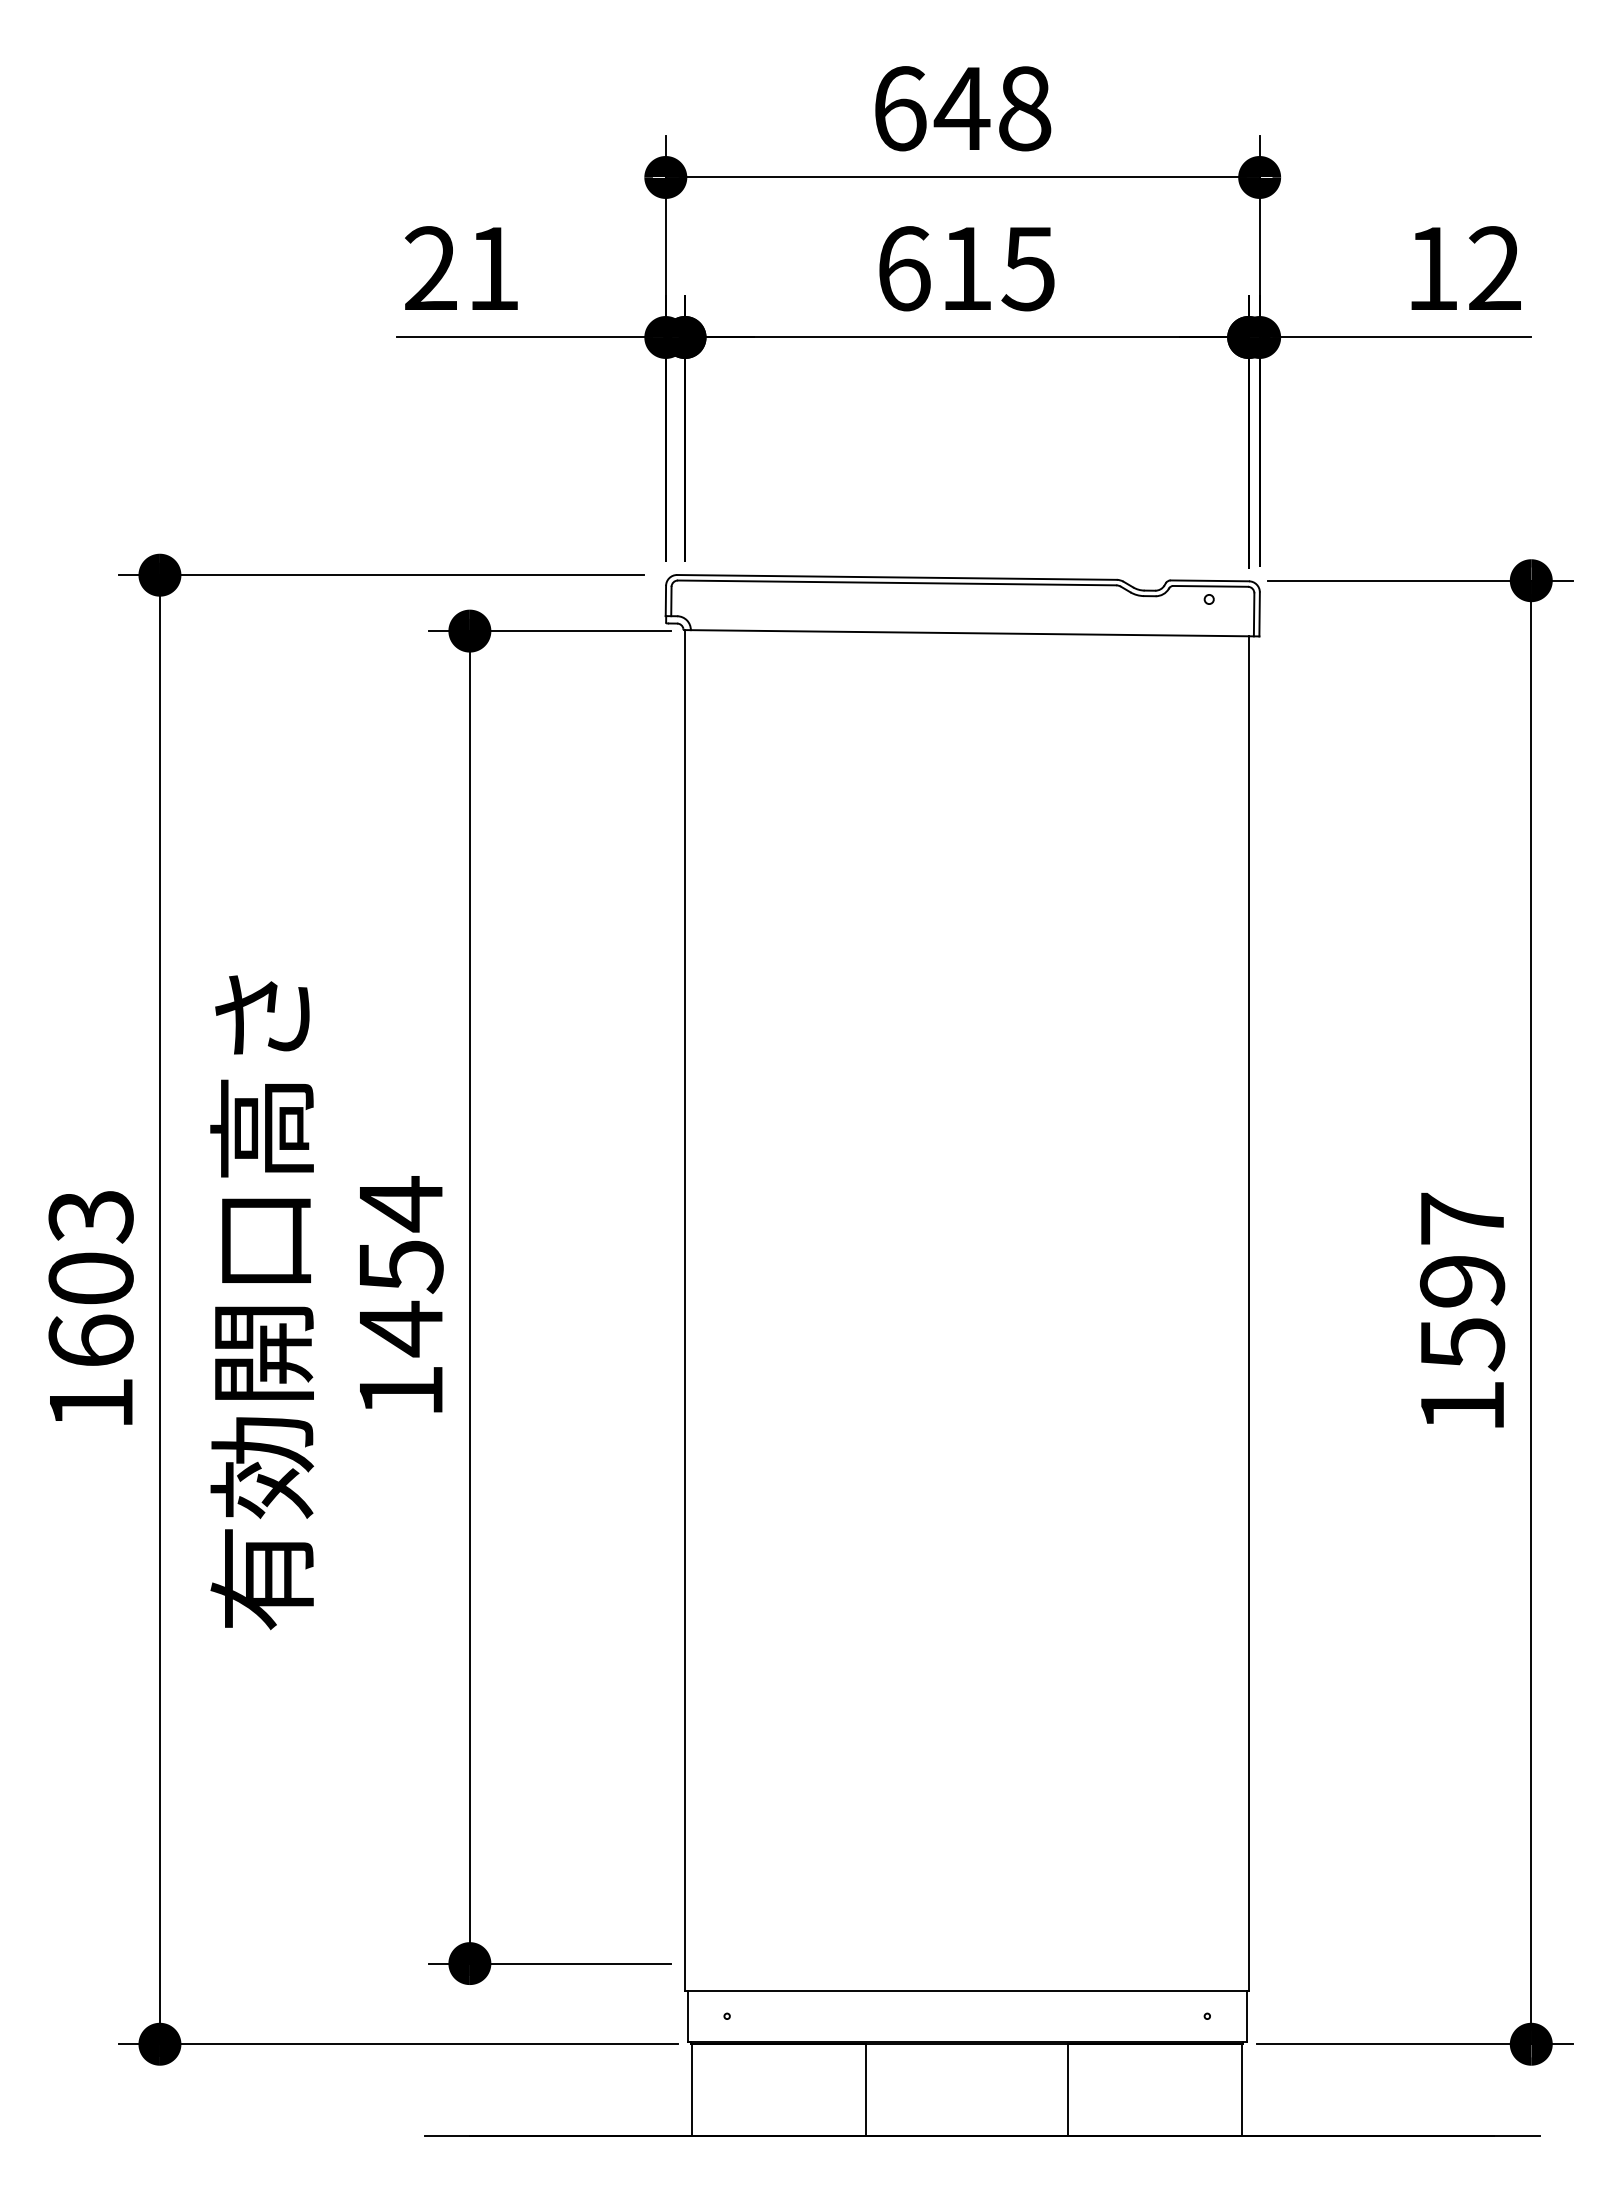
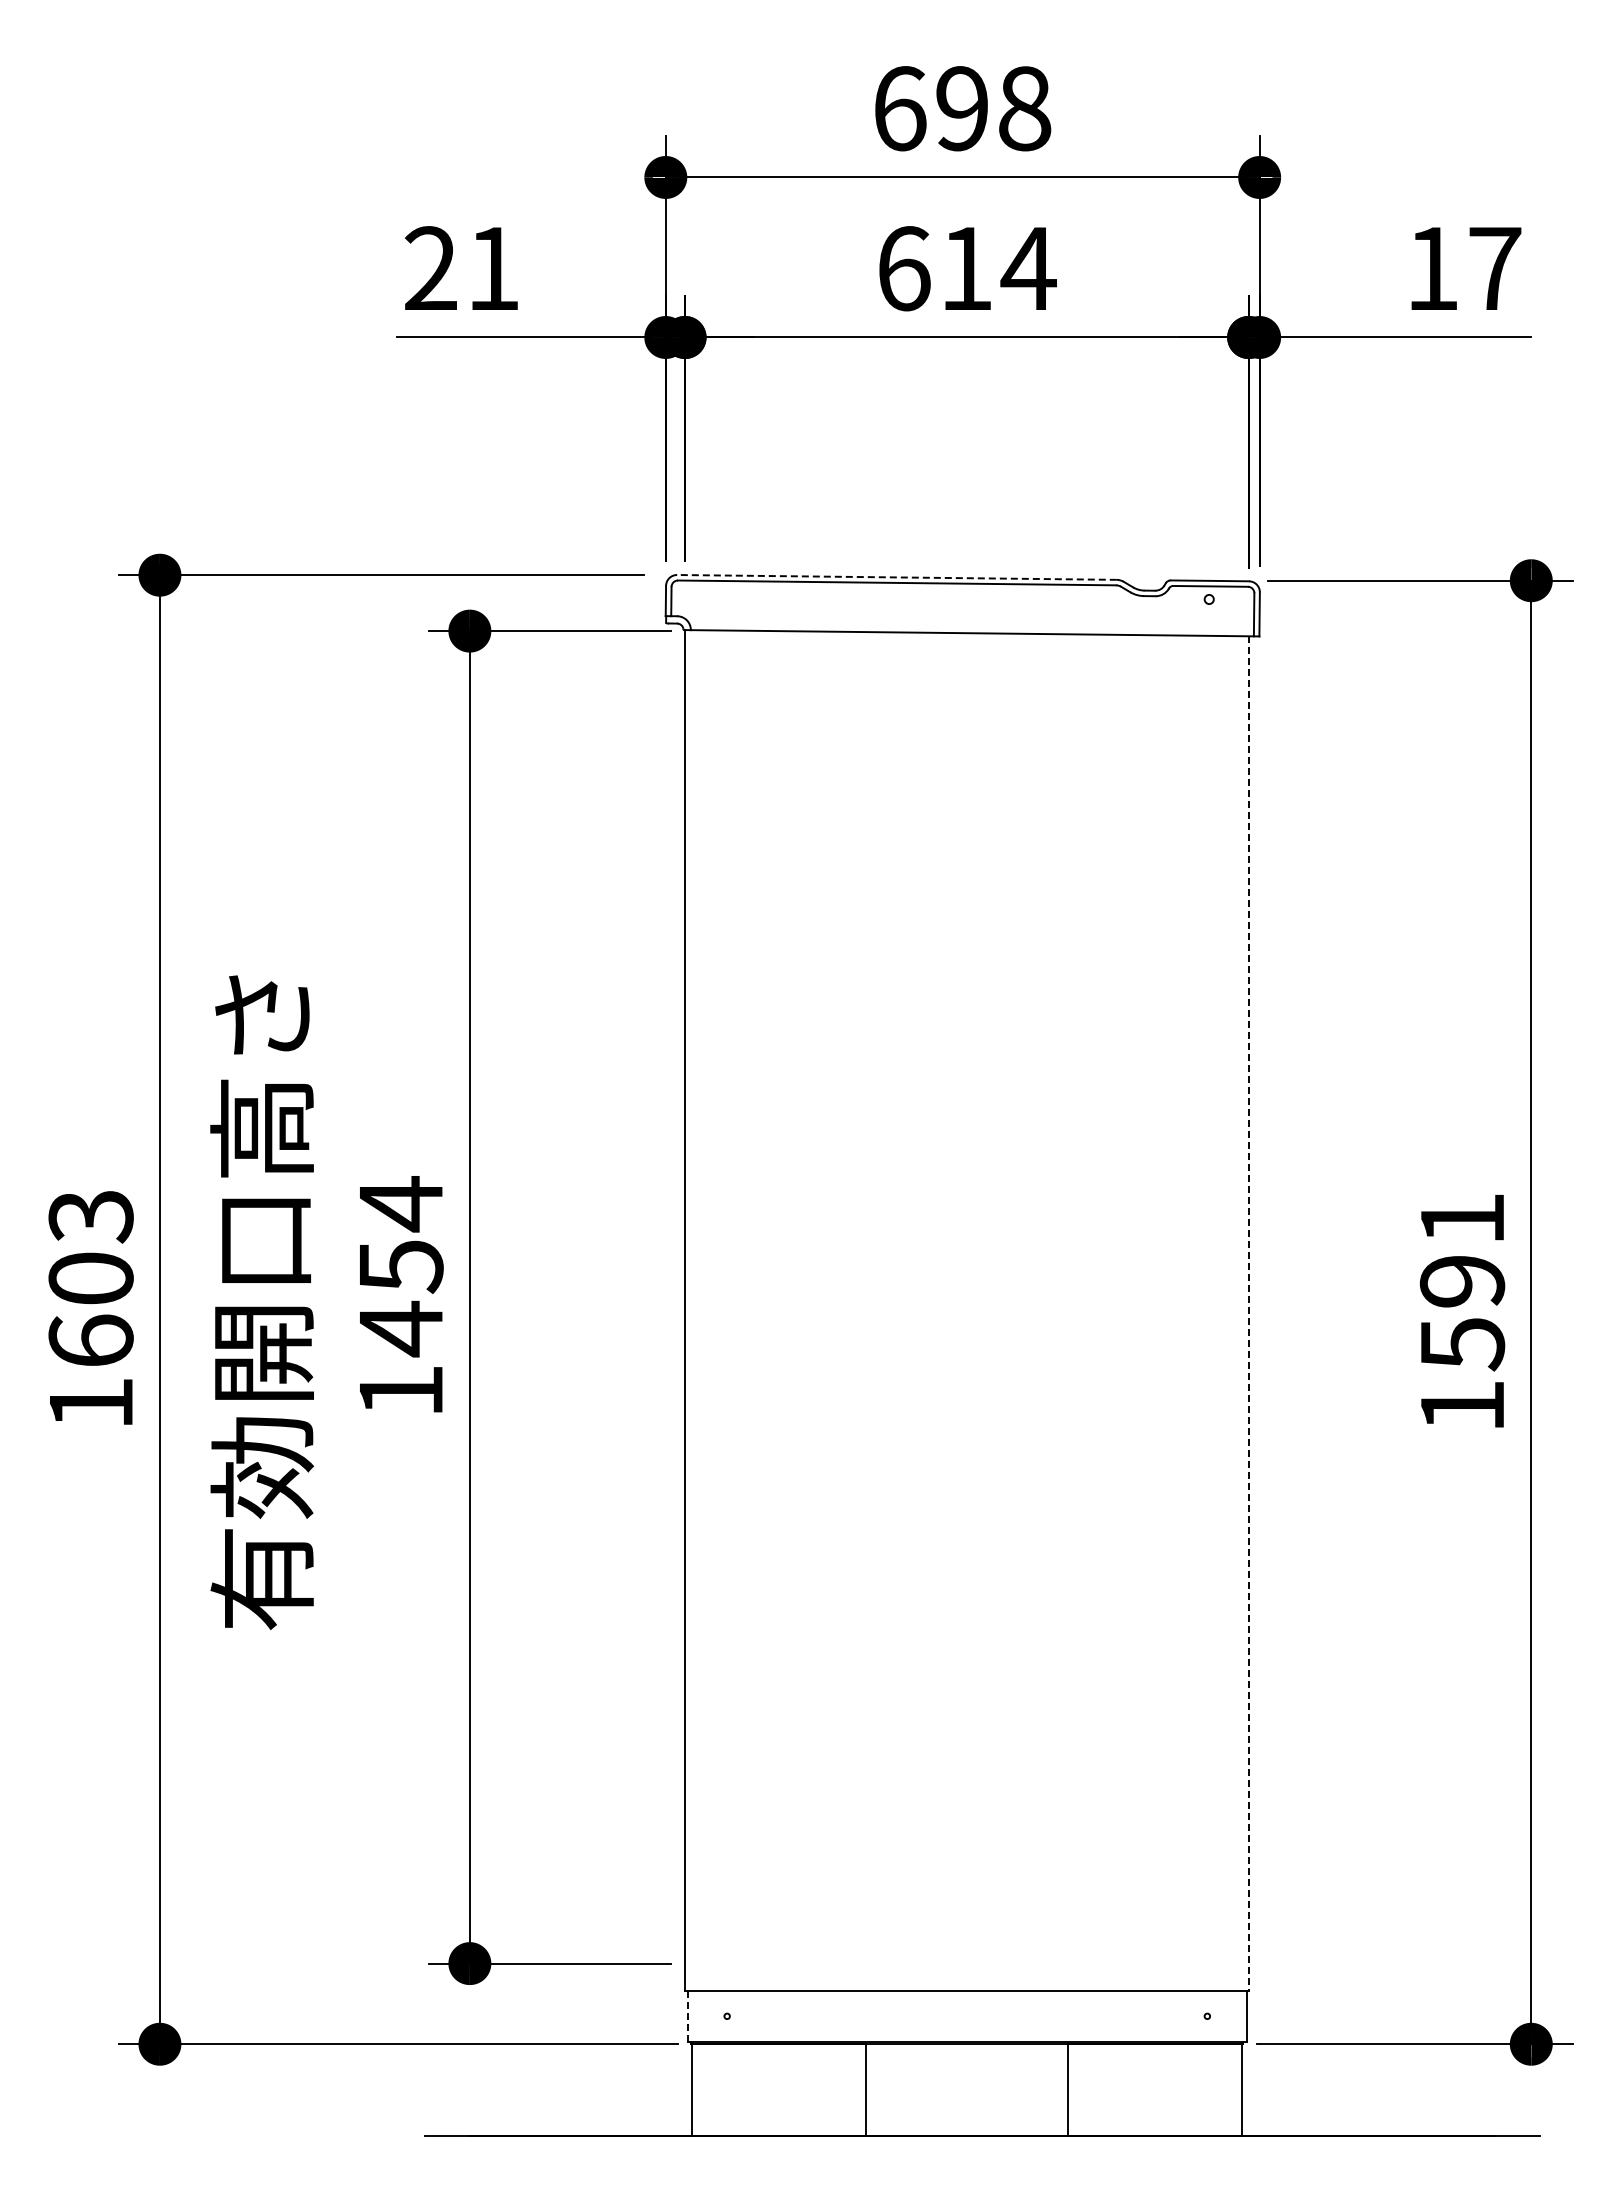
text: 648 -> 698 (961, 108)
text: 12 -> 17 (1495, 267)
text: 615 -> 614 (1028, 269)
line: solid -> dashed (897, 577)
text: 1597 -> 1591 (1462, 1218)
line: solid -> dashed (1248, 1314)
line: solid -> dashed (687, 2015)
